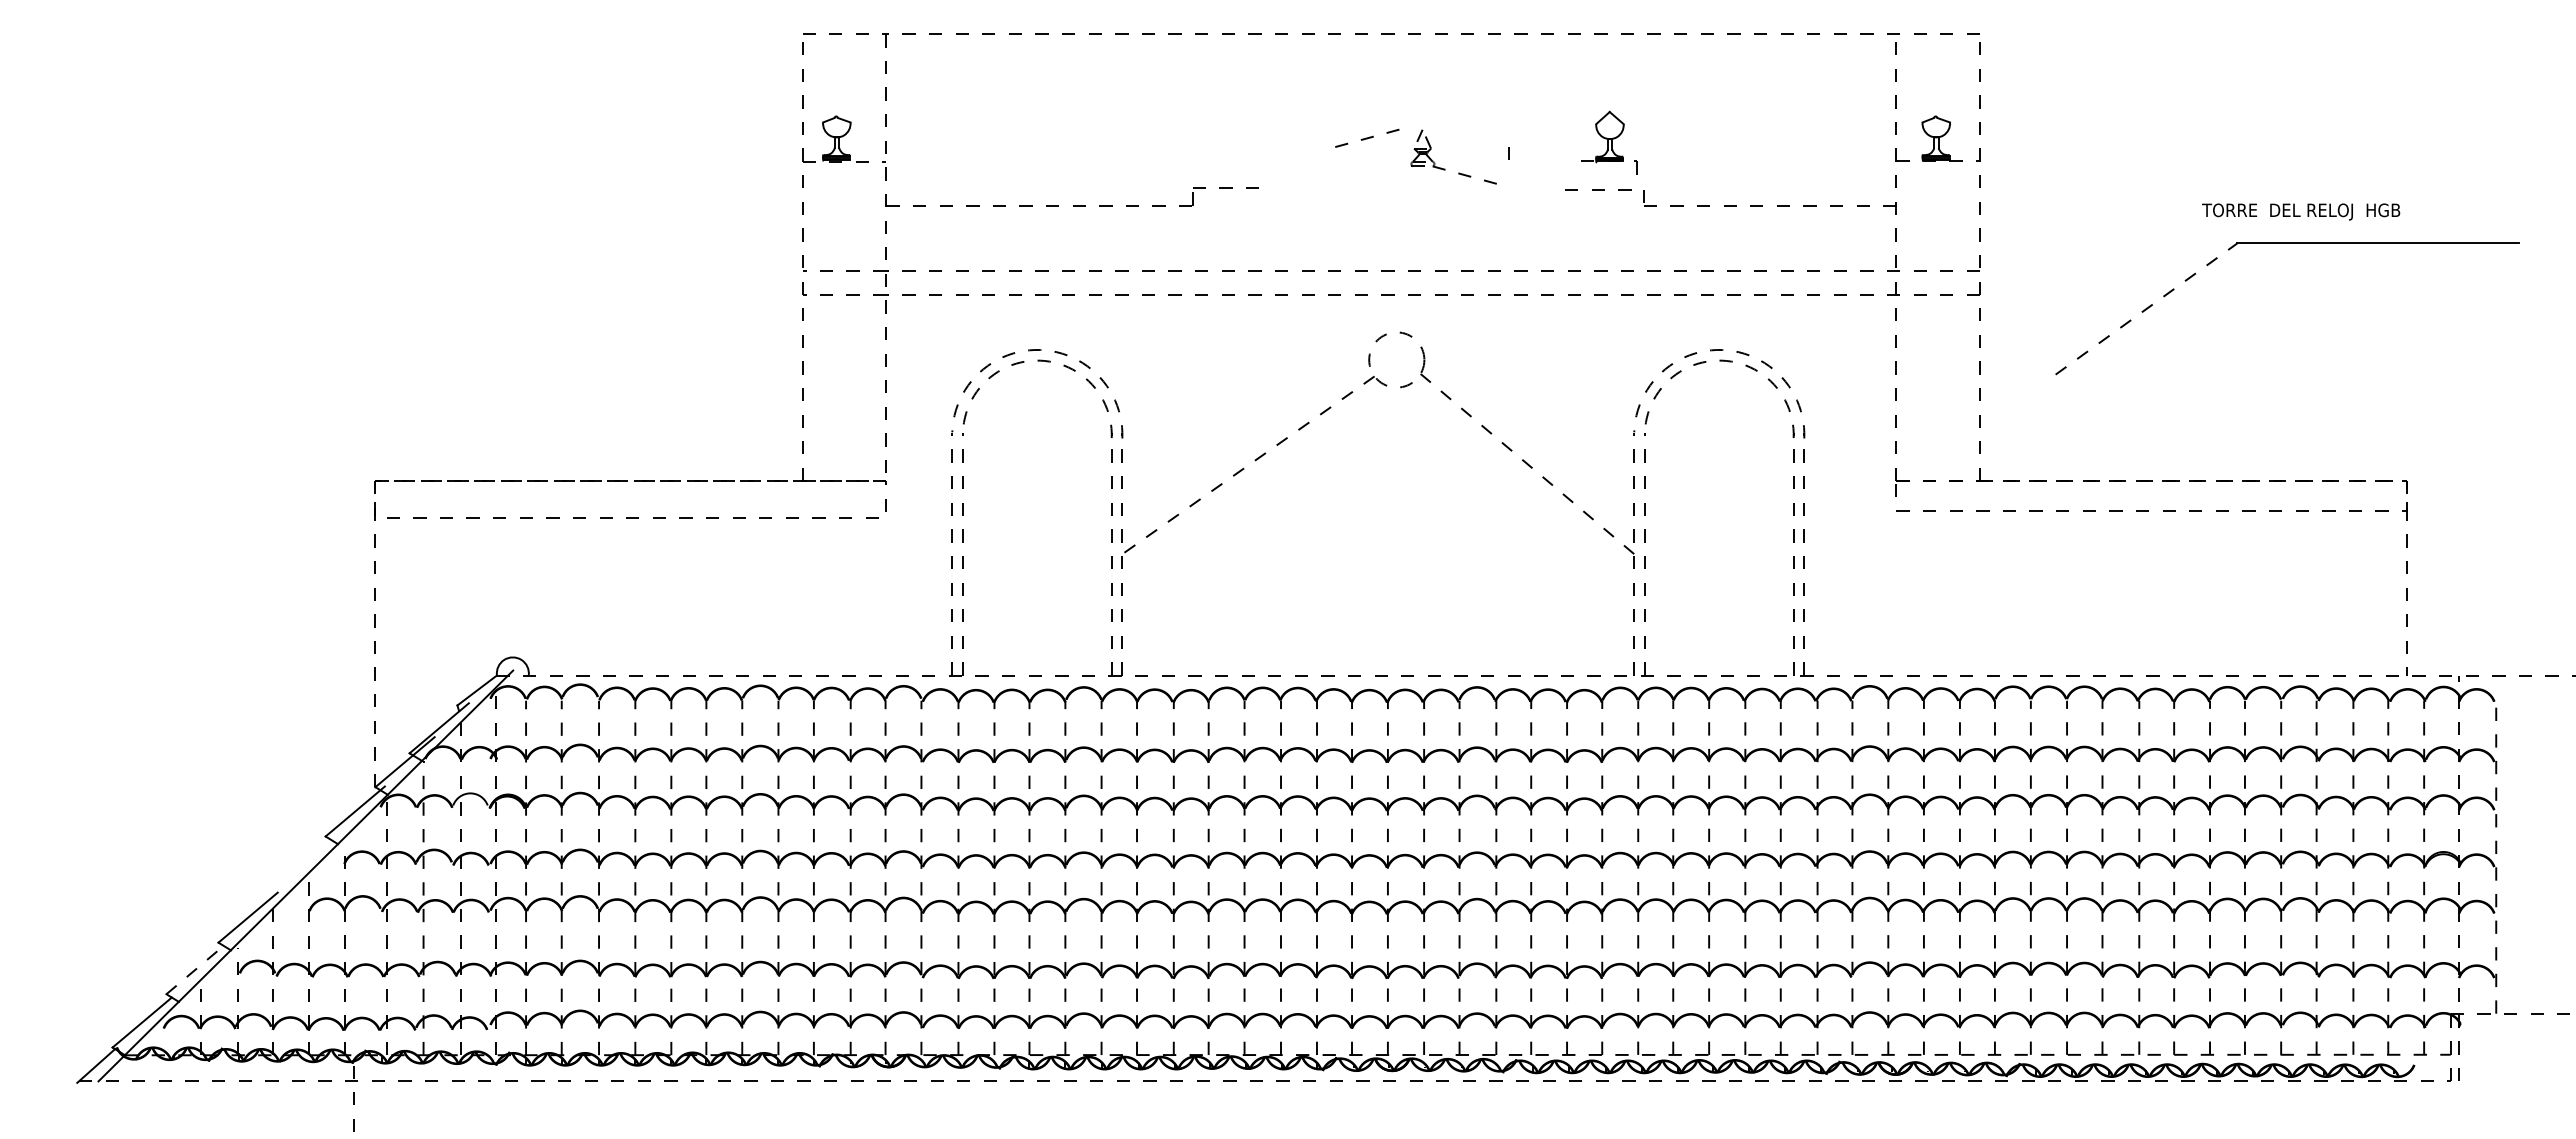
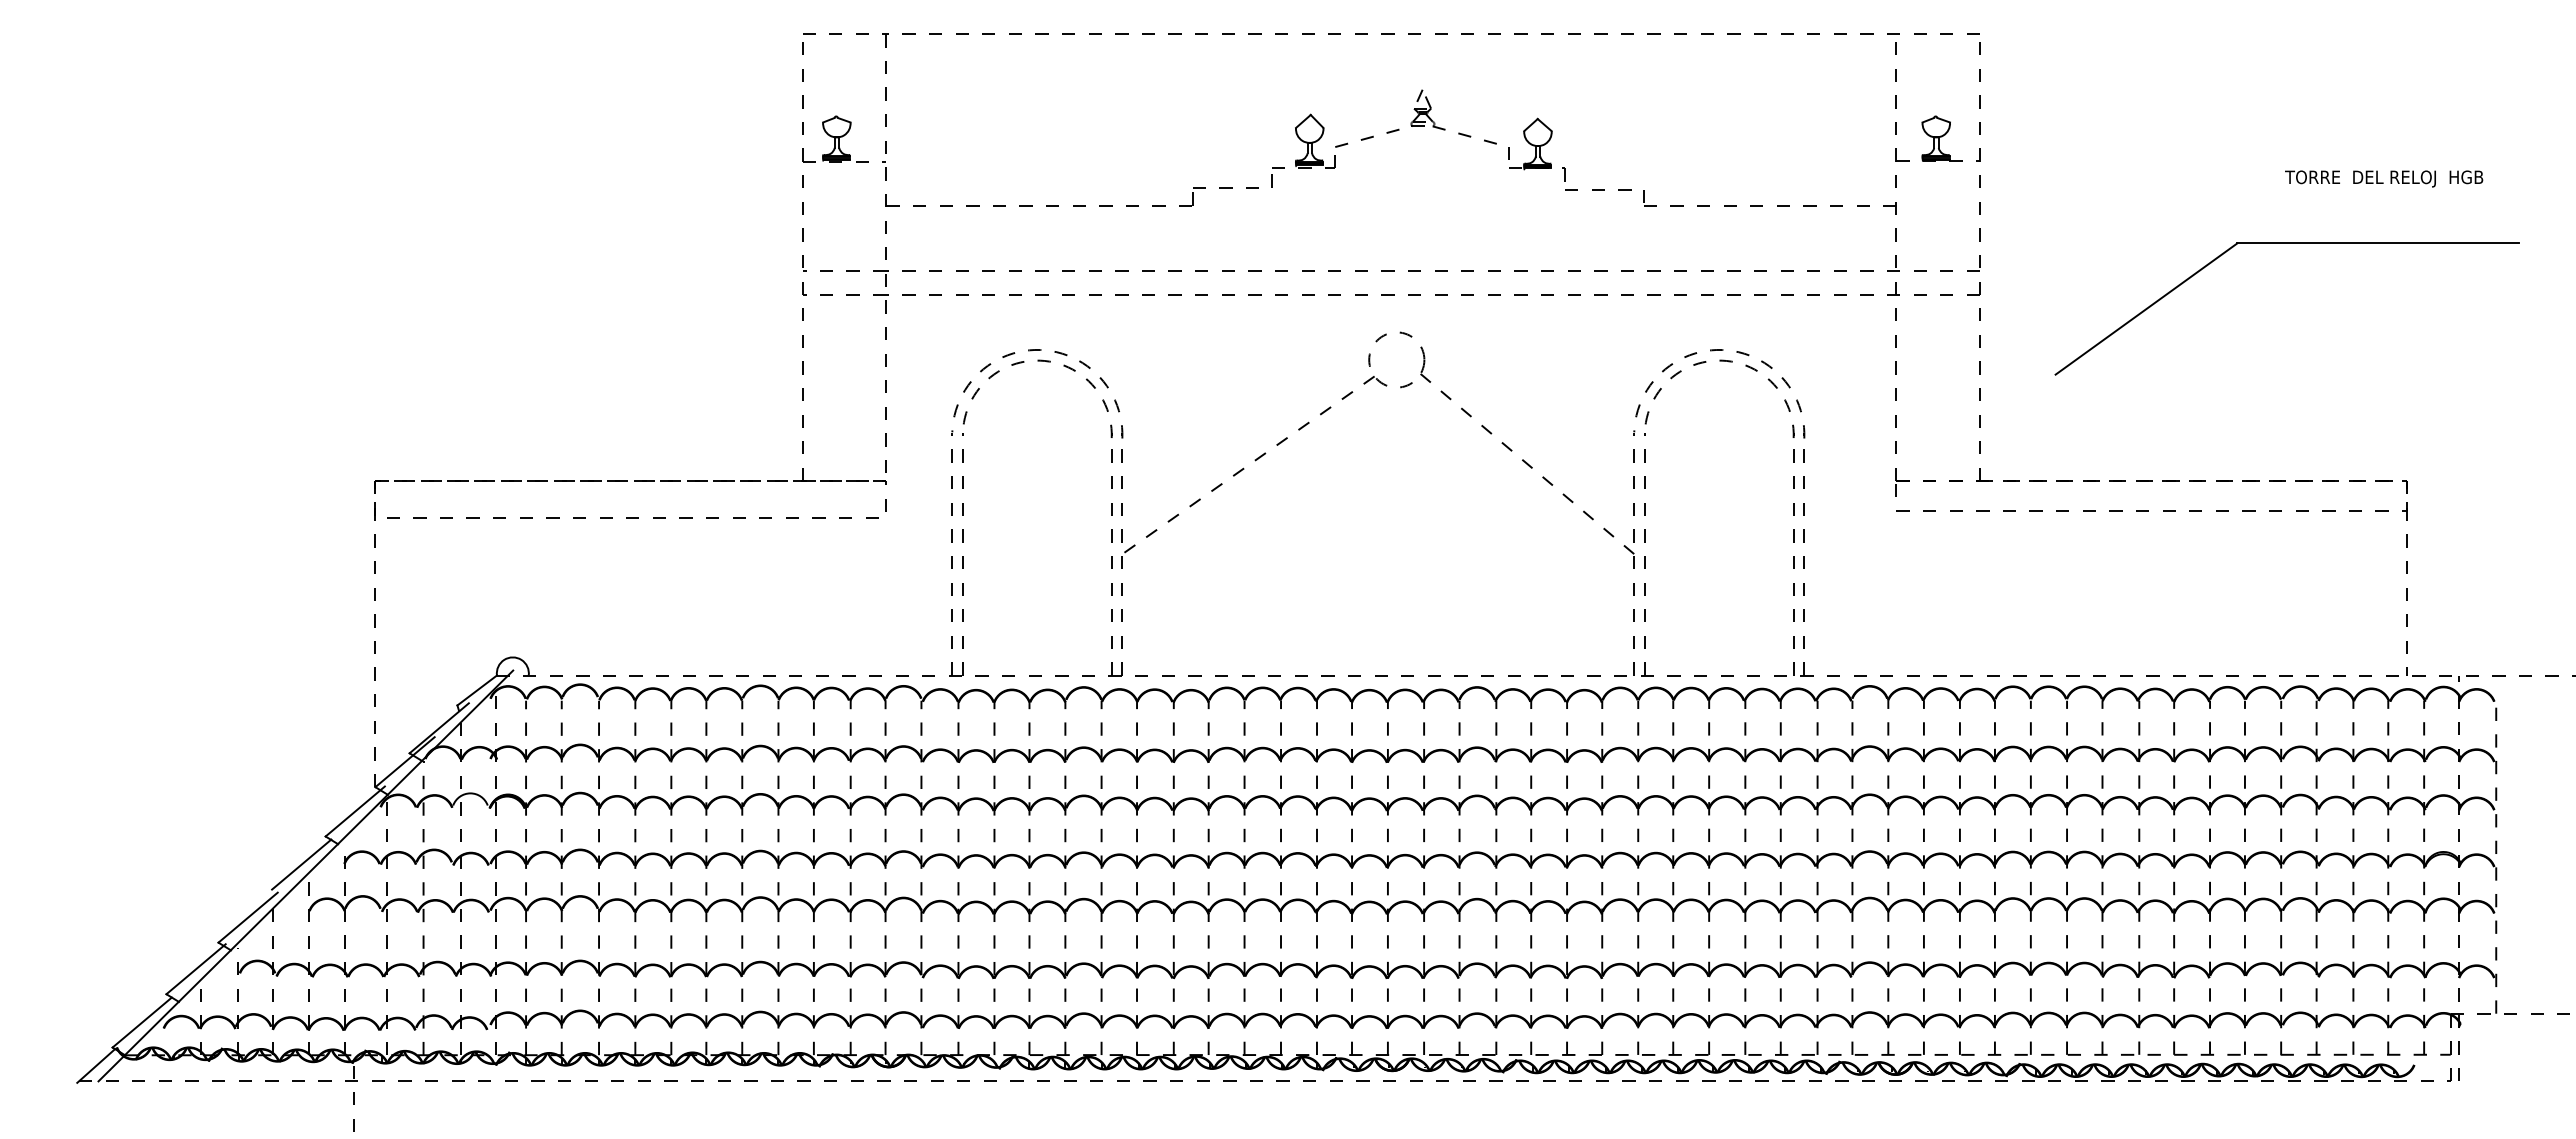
part position: (1609, 142) -> (1537, 149) (1537, 149)
part: none -> present (1303, 150)
part position: (1445, 168) -> (1445, 128) (1445, 128)
text position: (2301, 211) -> (2384, 178) (2384, 178)
line: dashed -> solid (2146, 308)
line: none -> present (301, 864)
line: dashed -> solid (196, 969)
